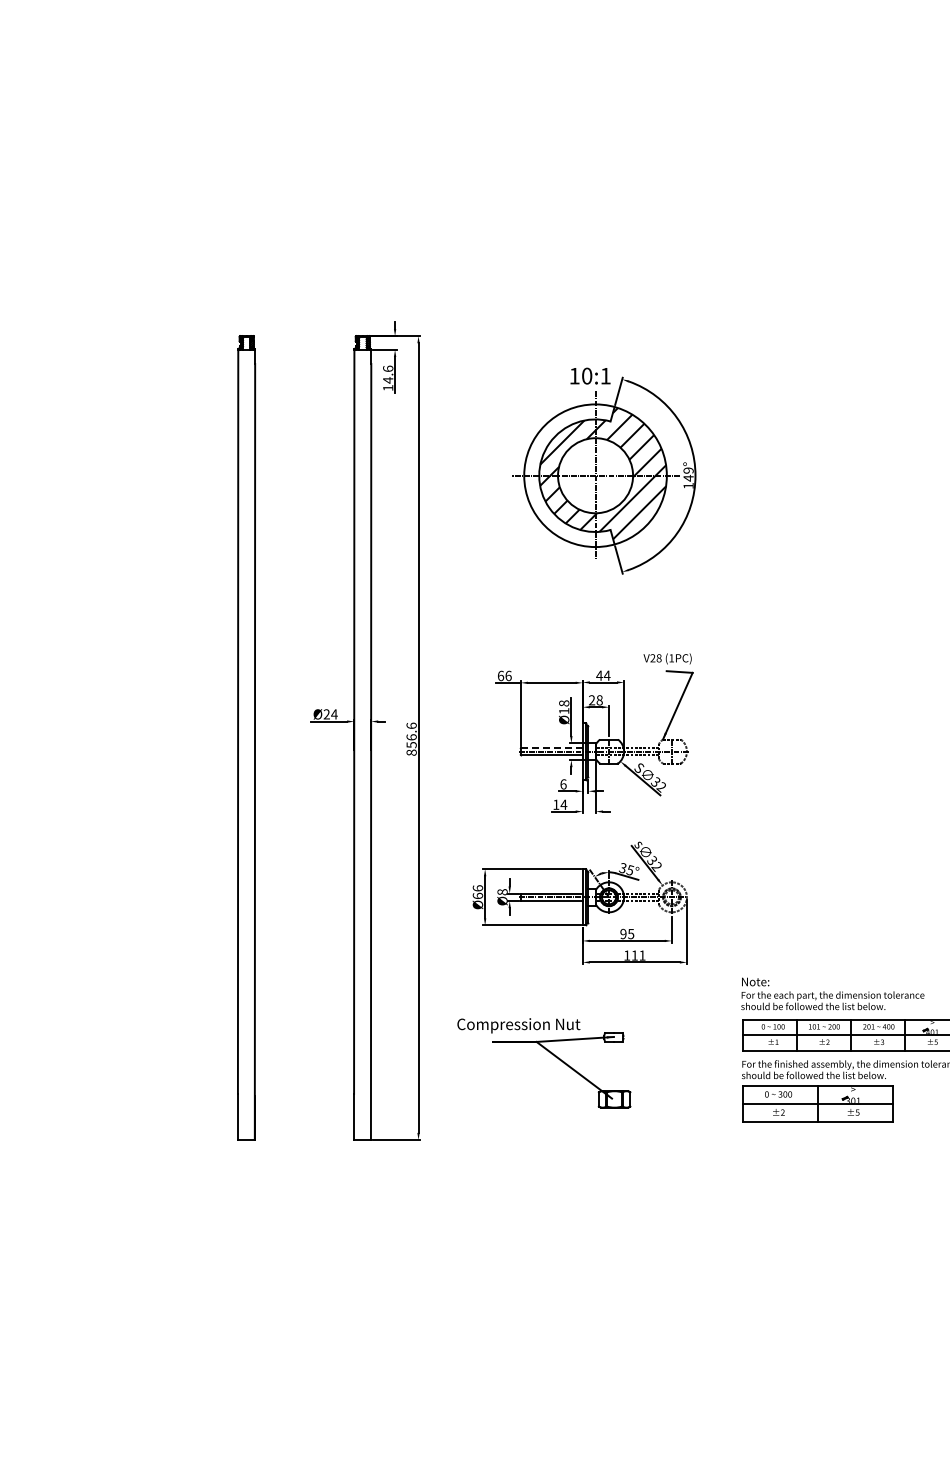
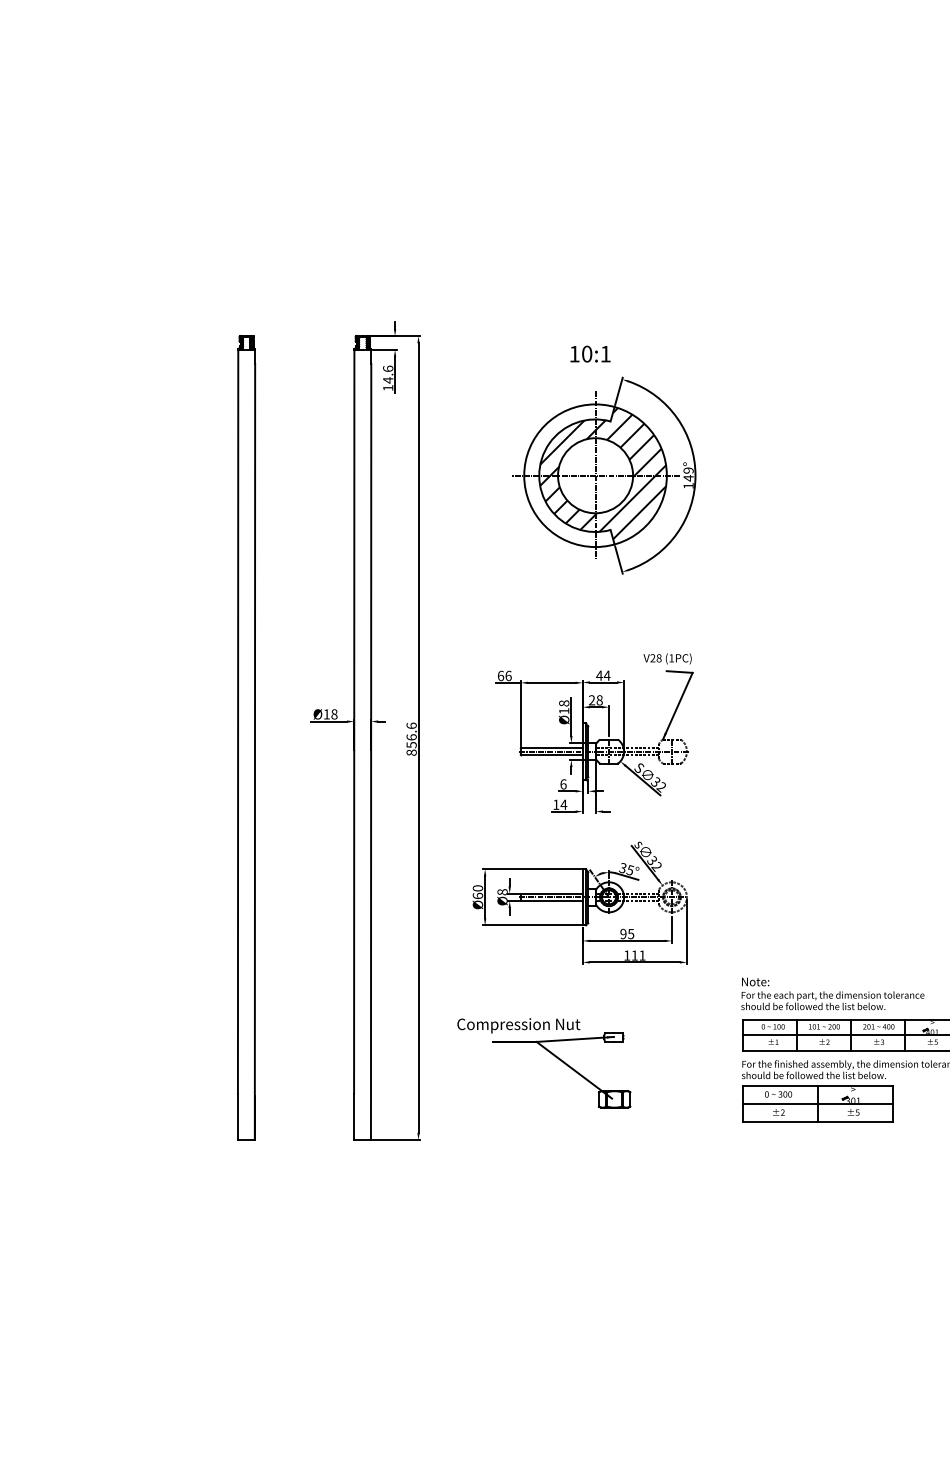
text position: (590, 375) -> (590, 353) (590, 353)
text: Ø24 -> Ø18 (330, 714)
line: dashed -> solid (552, 747)
text: Ø66 -> Ø60 (477, 888)
